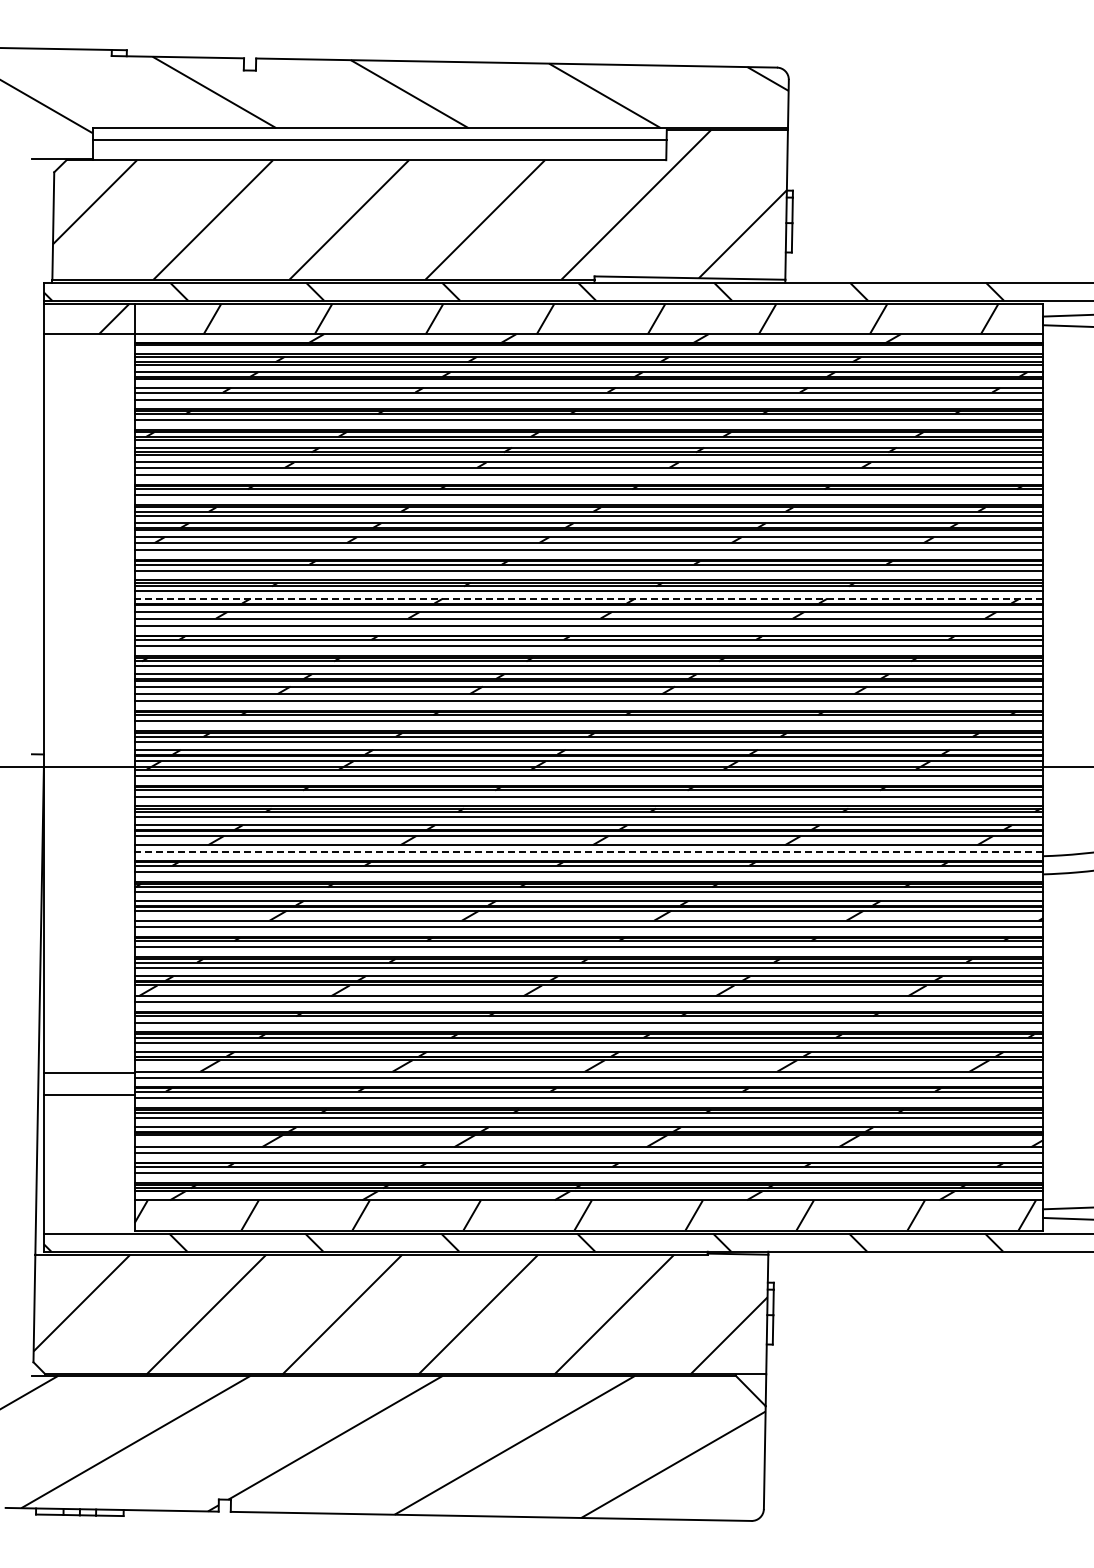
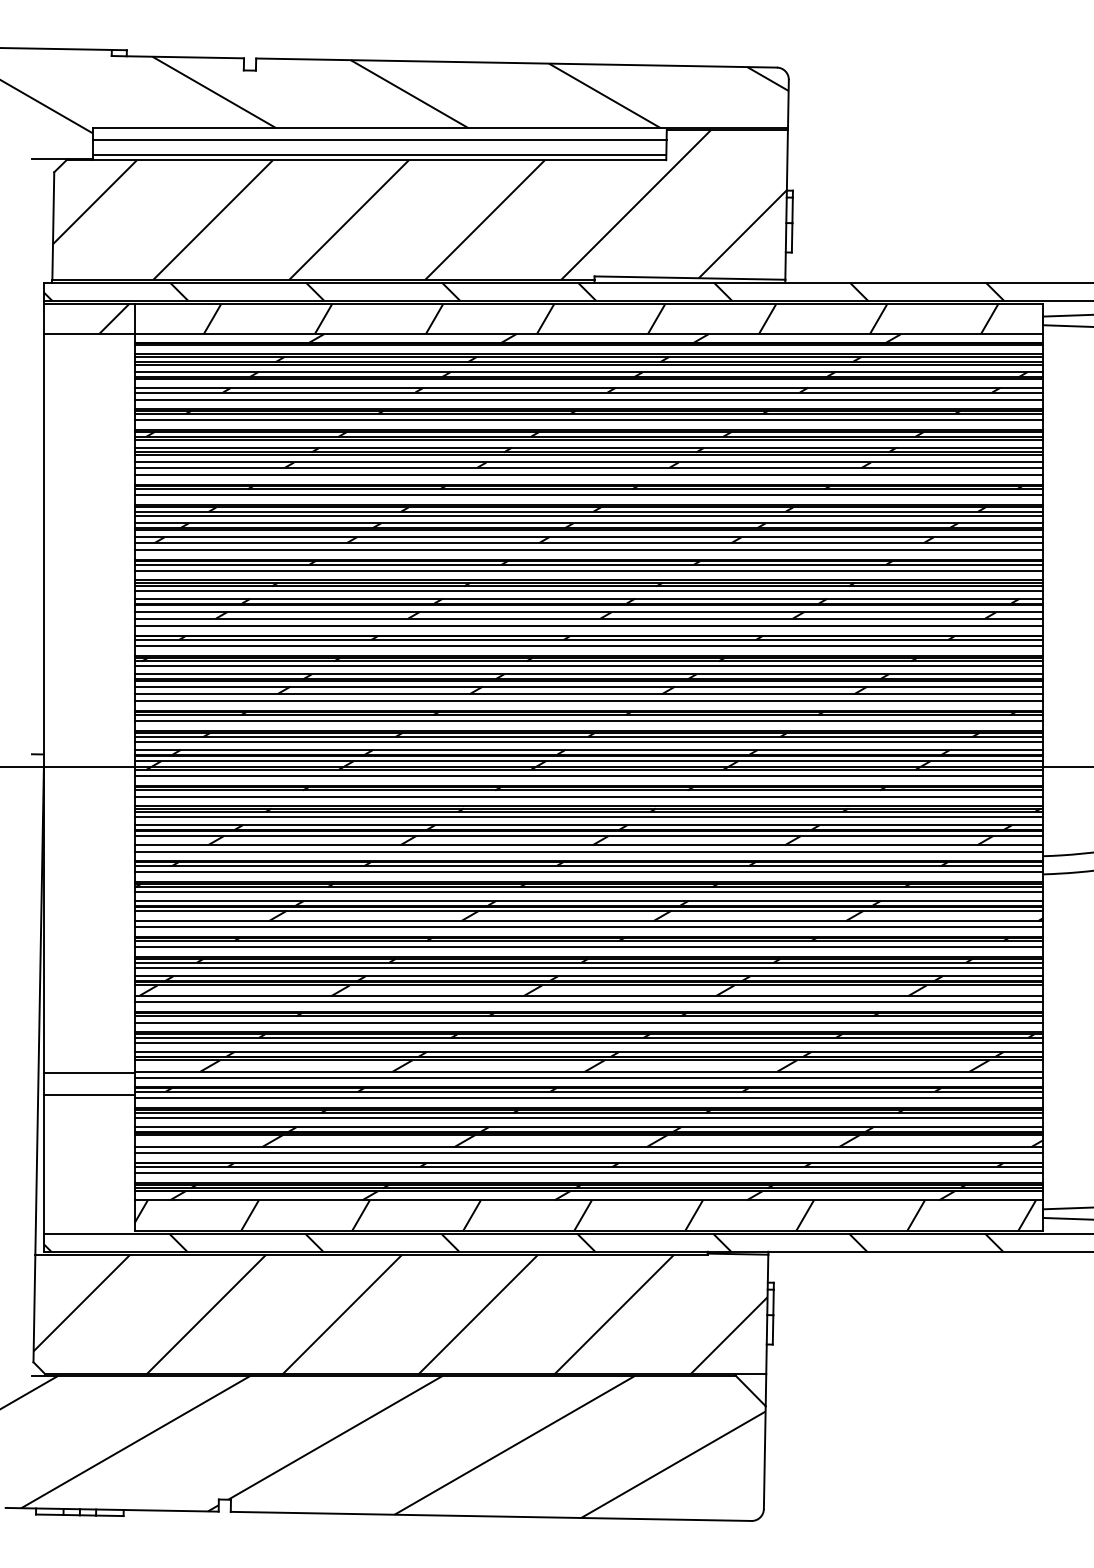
line: none -> present (379, 155)
line: dashed -> solid (588, 598)
line: dashed -> solid (588, 851)
